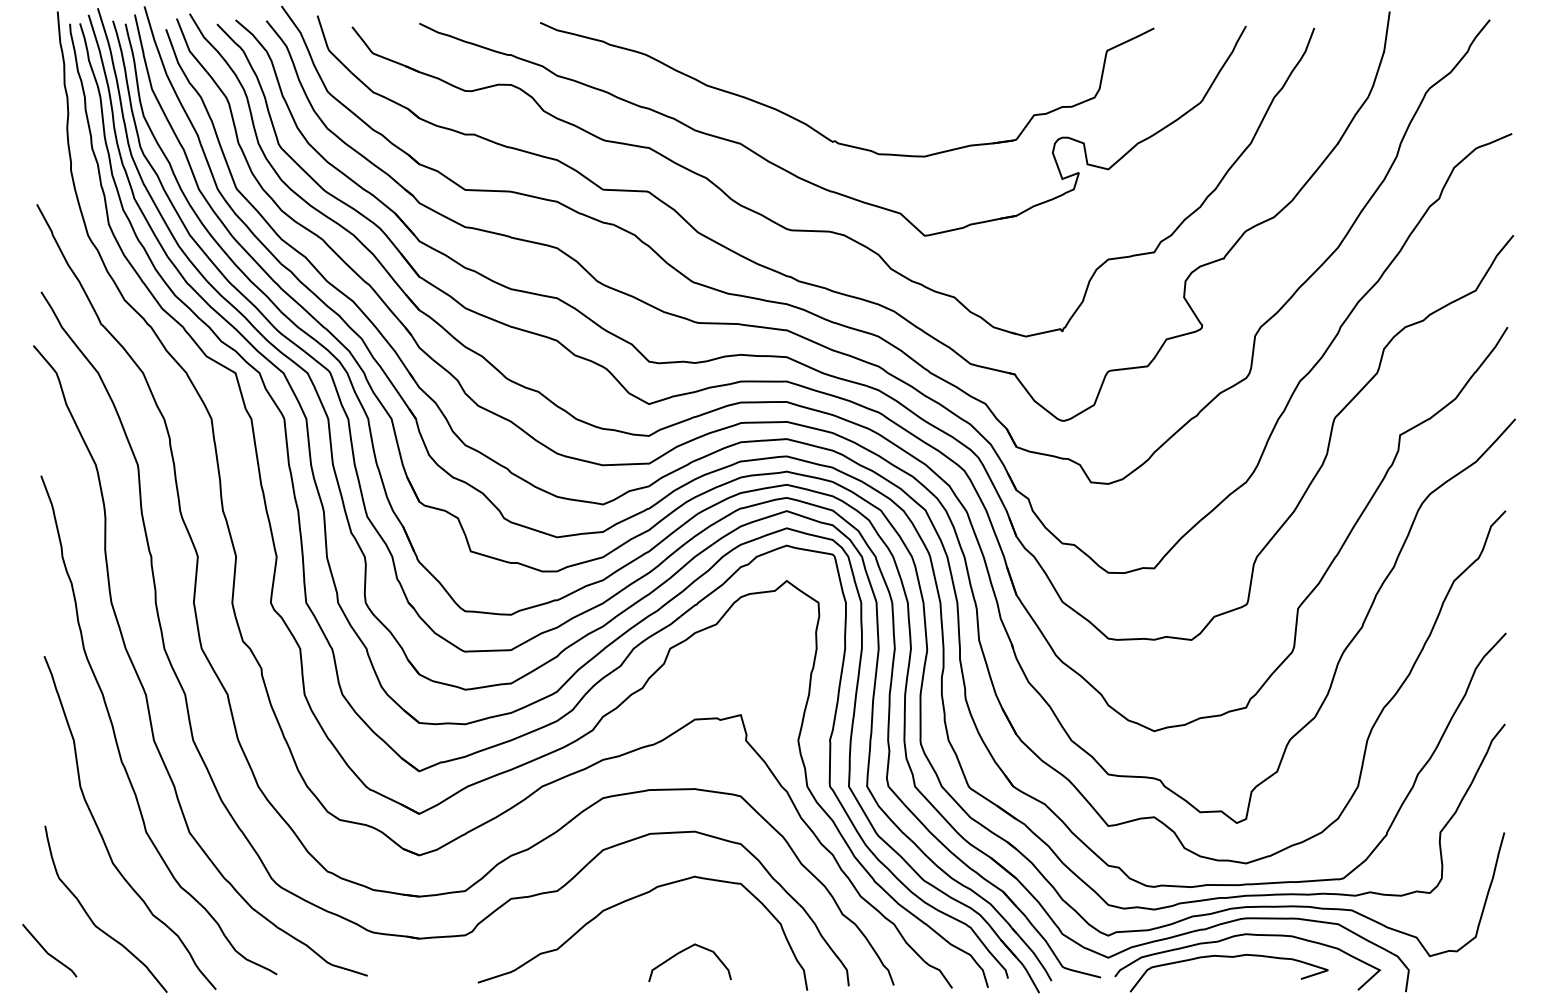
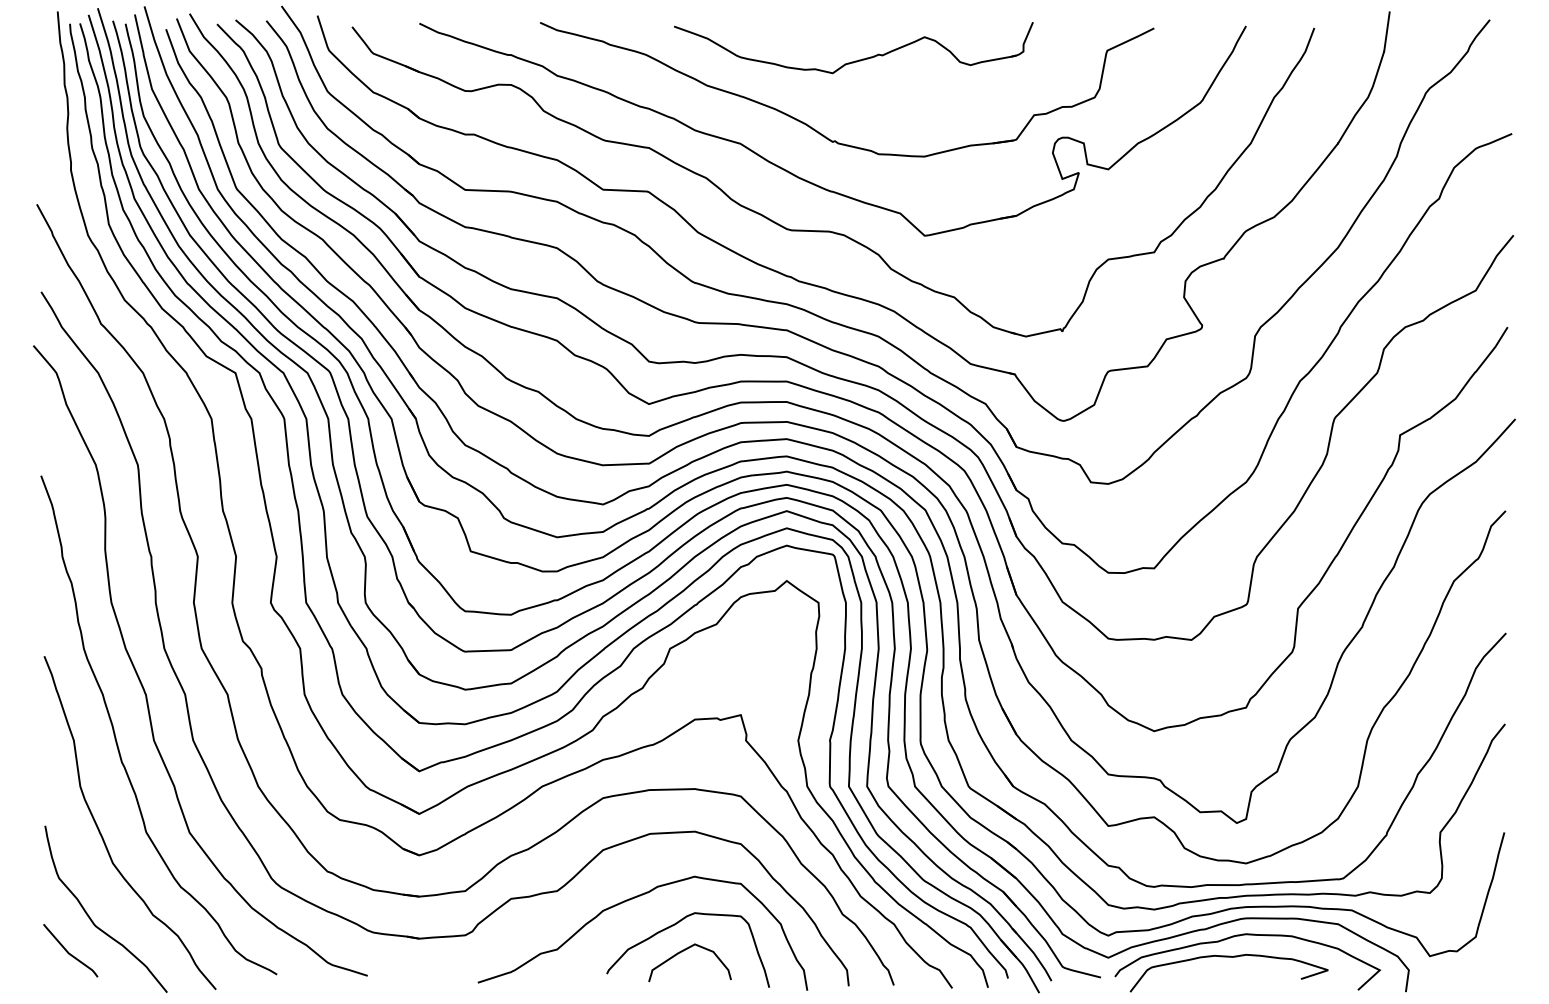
part: none -> present (855, 60)
curve: none -> present (675, 925)
curve position: (47, 951) -> (68, 951) (68, 951)
